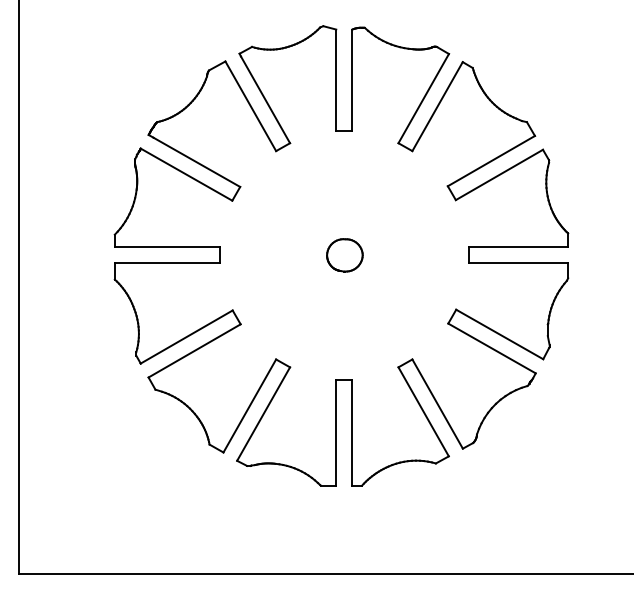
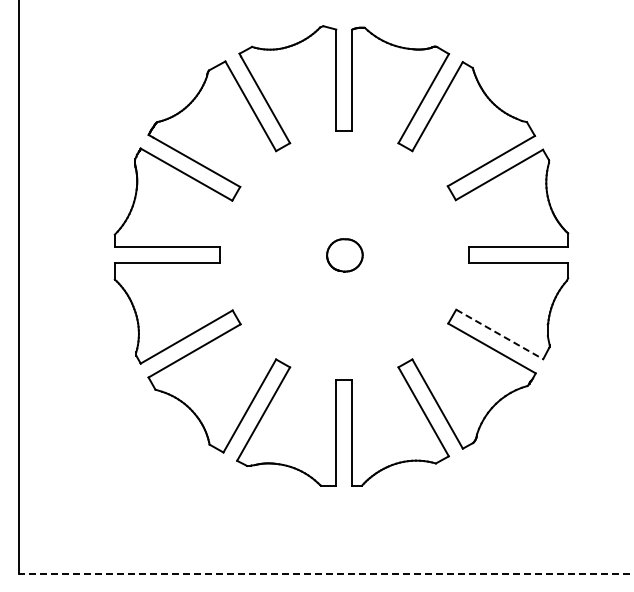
line: solid -> dashed (500, 334)
line: solid -> dashed (325, 574)
